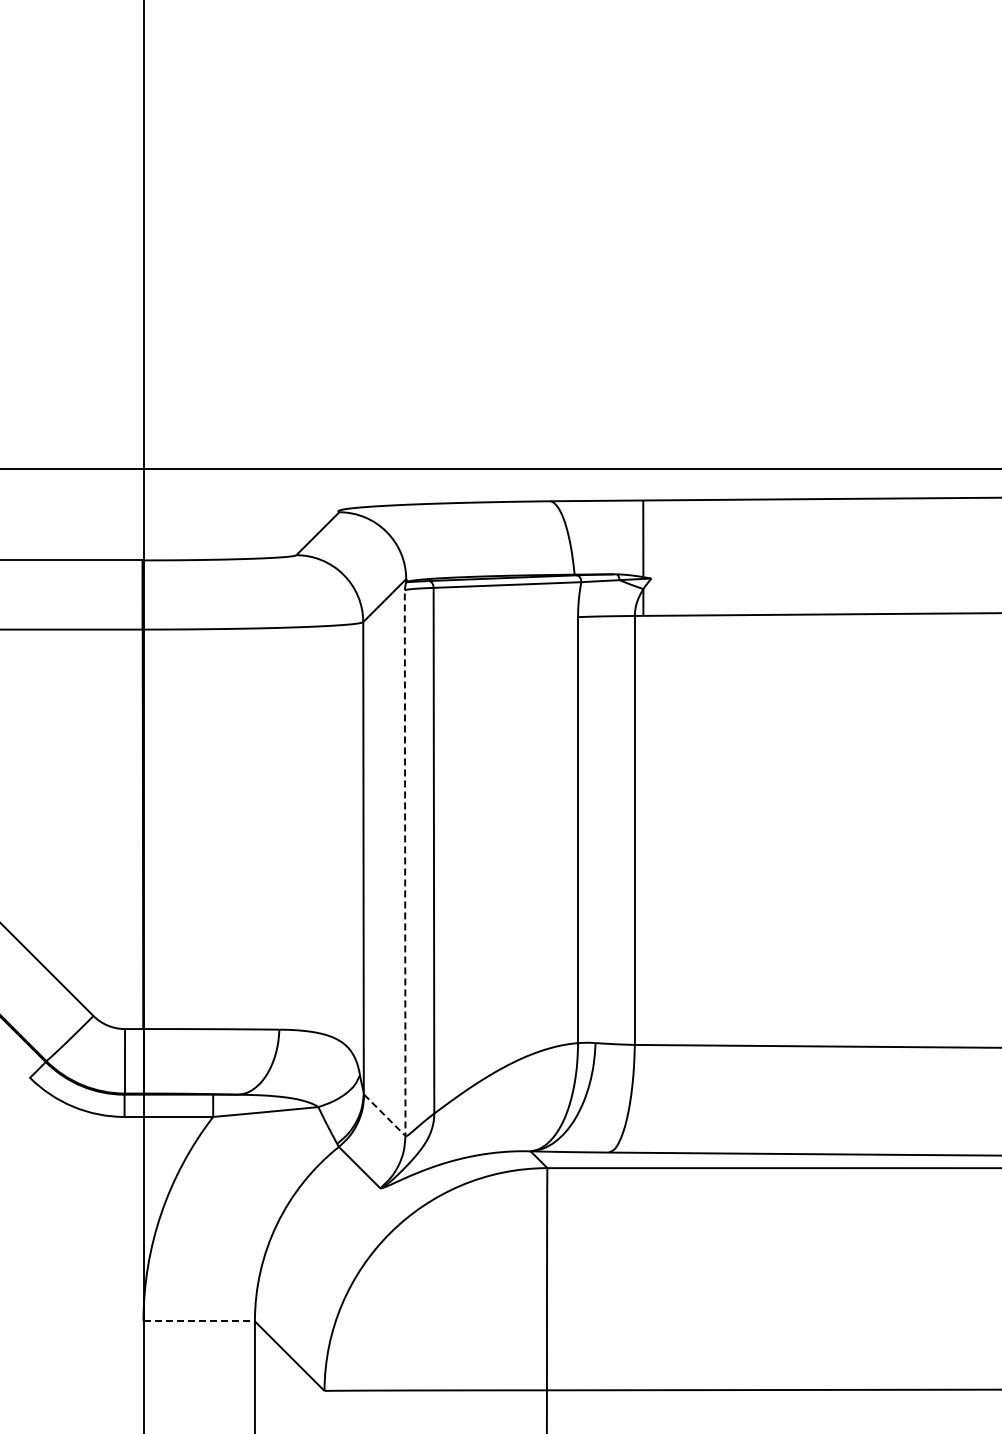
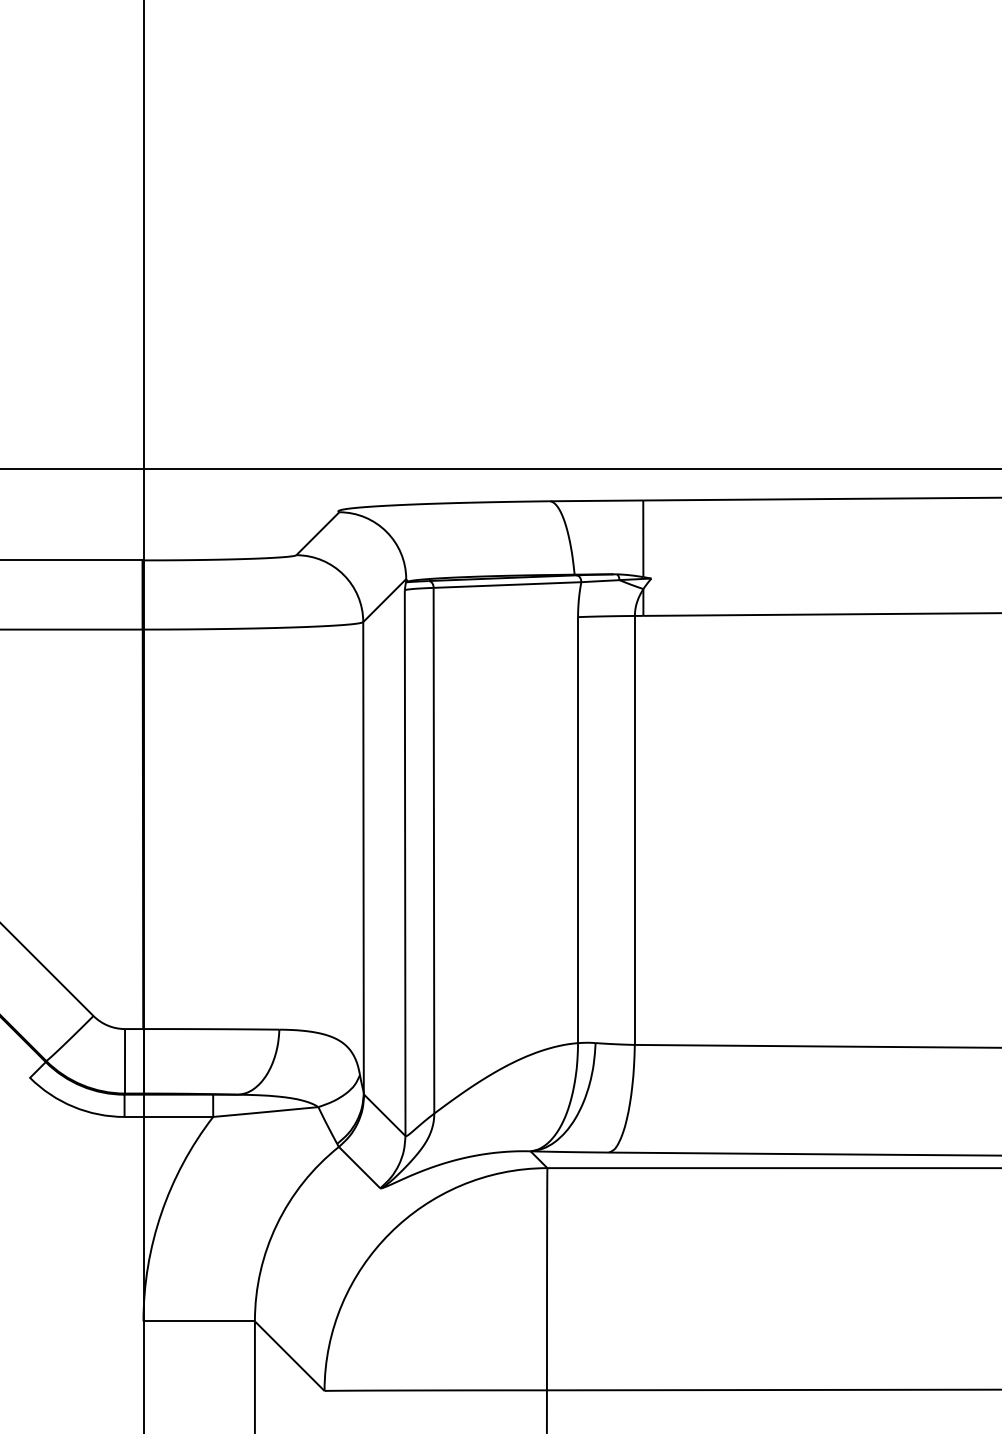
line: dashed -> solid (405, 892)
line: dashed -> solid (199, 1321)
